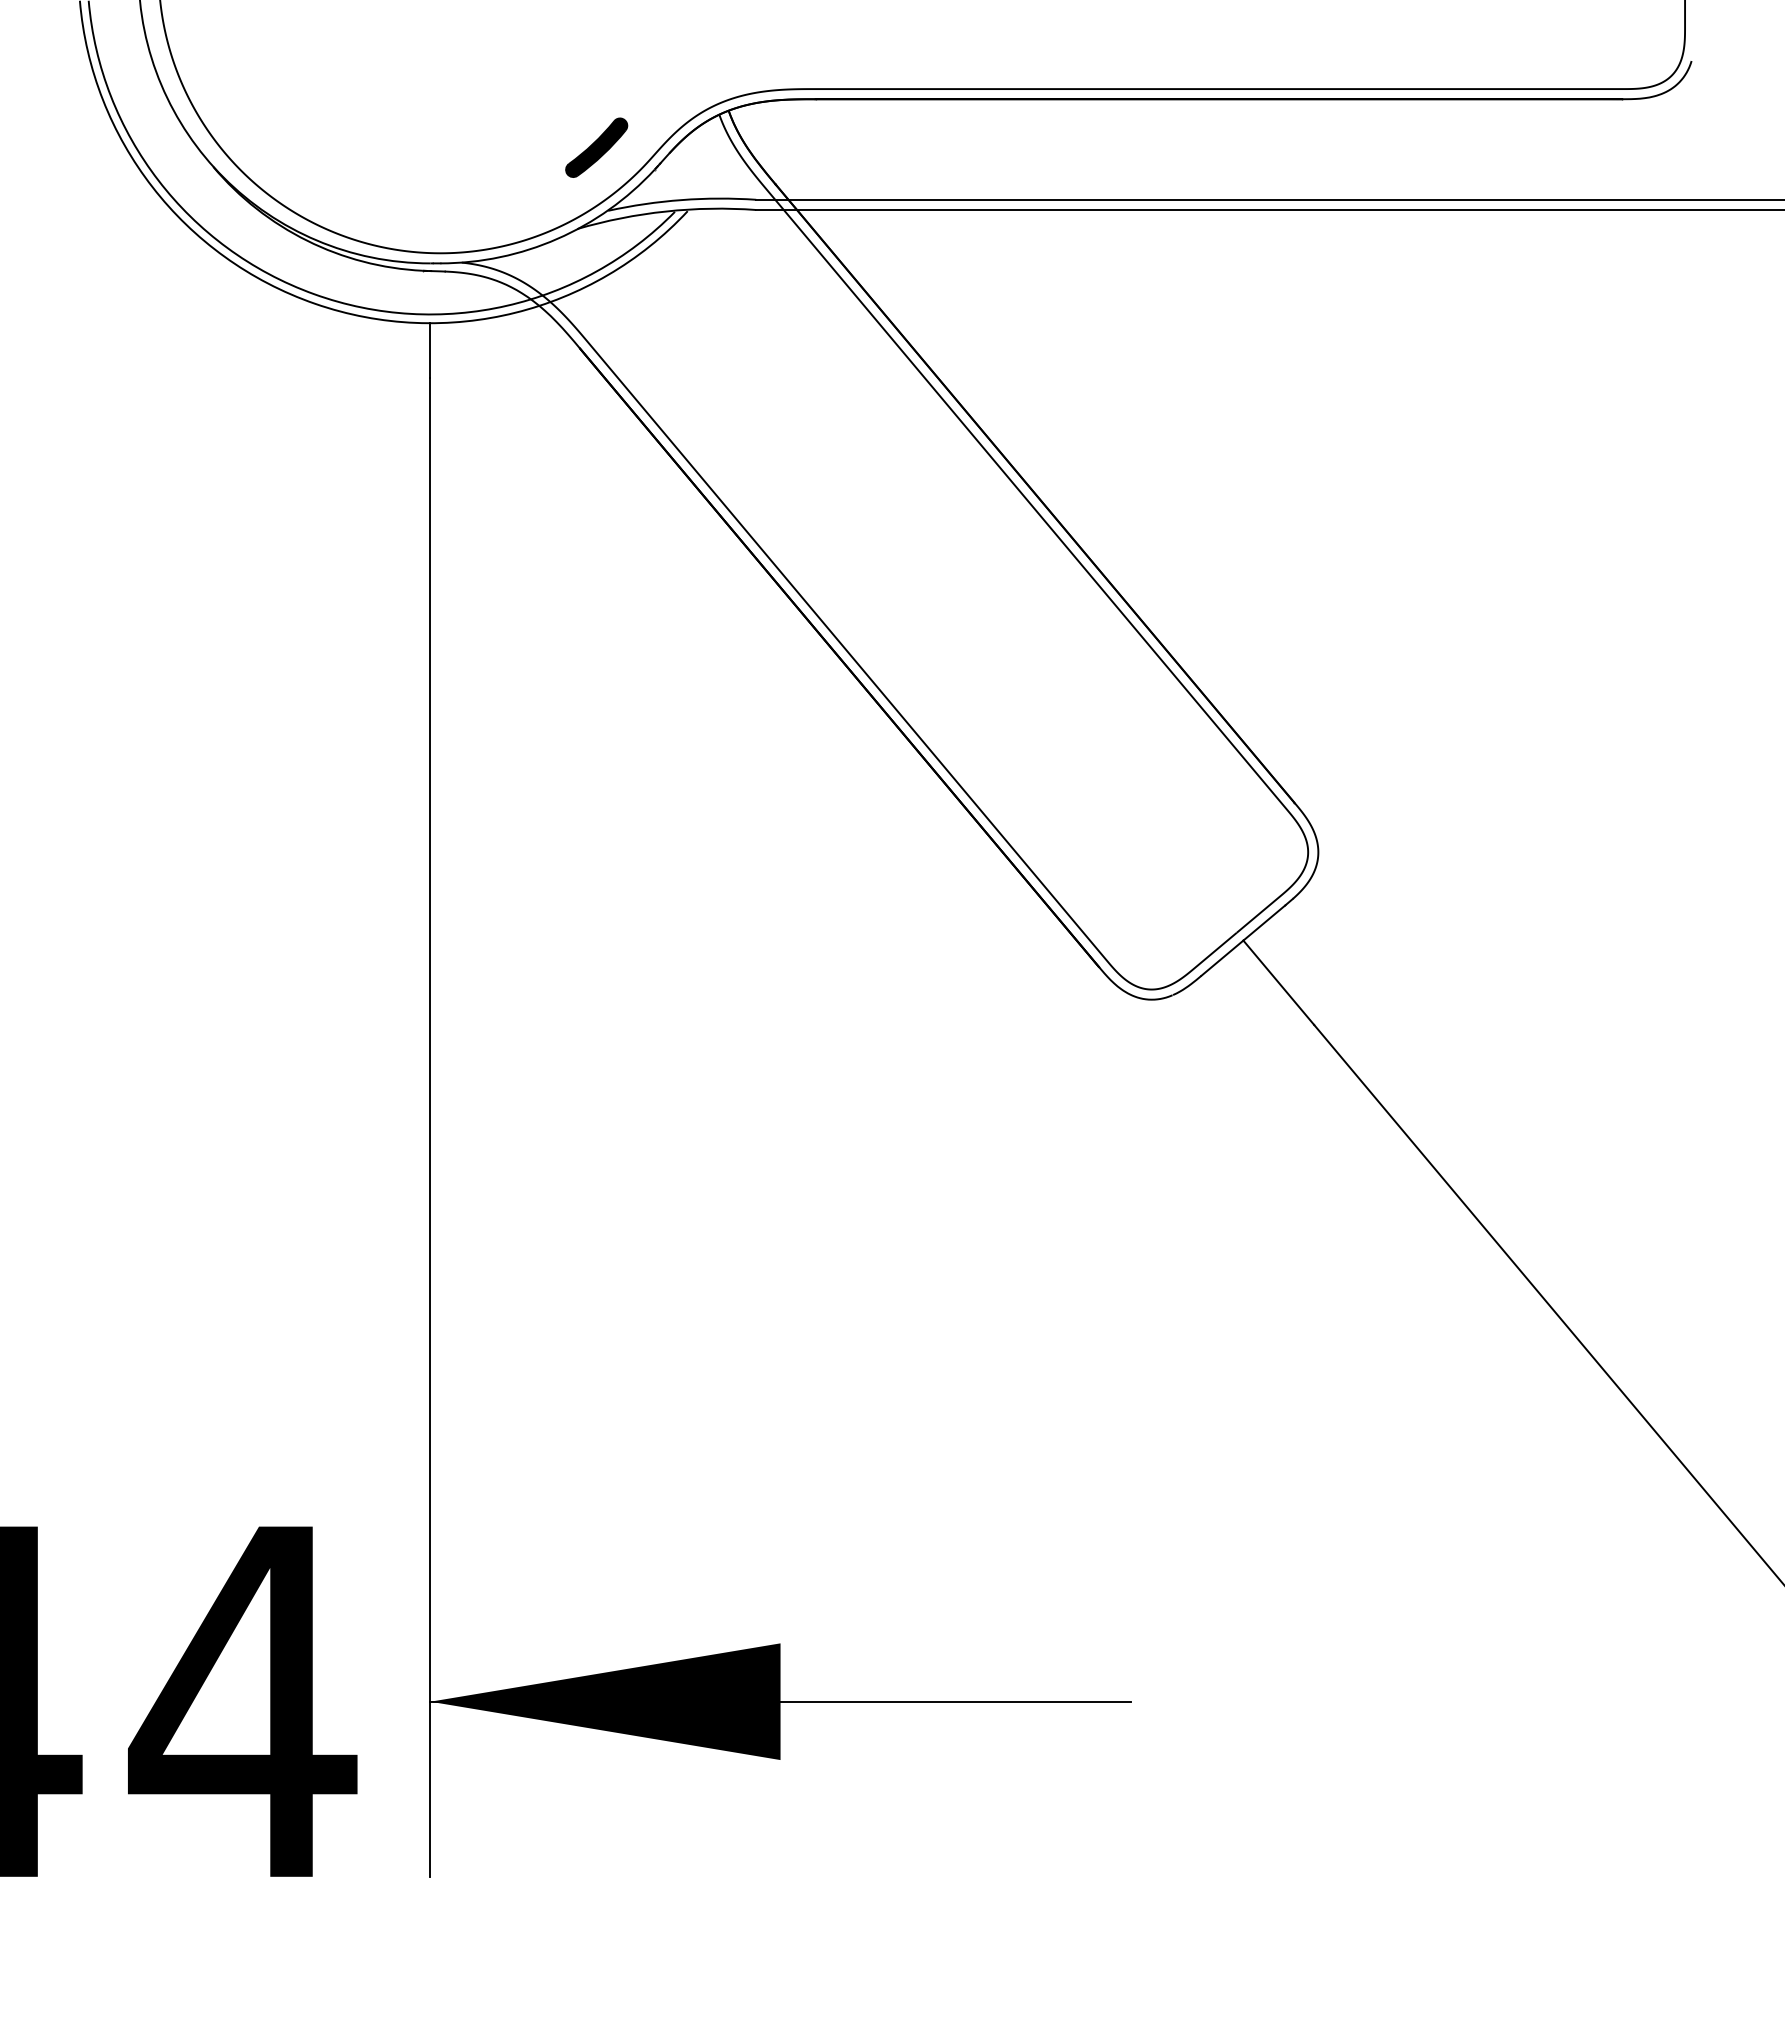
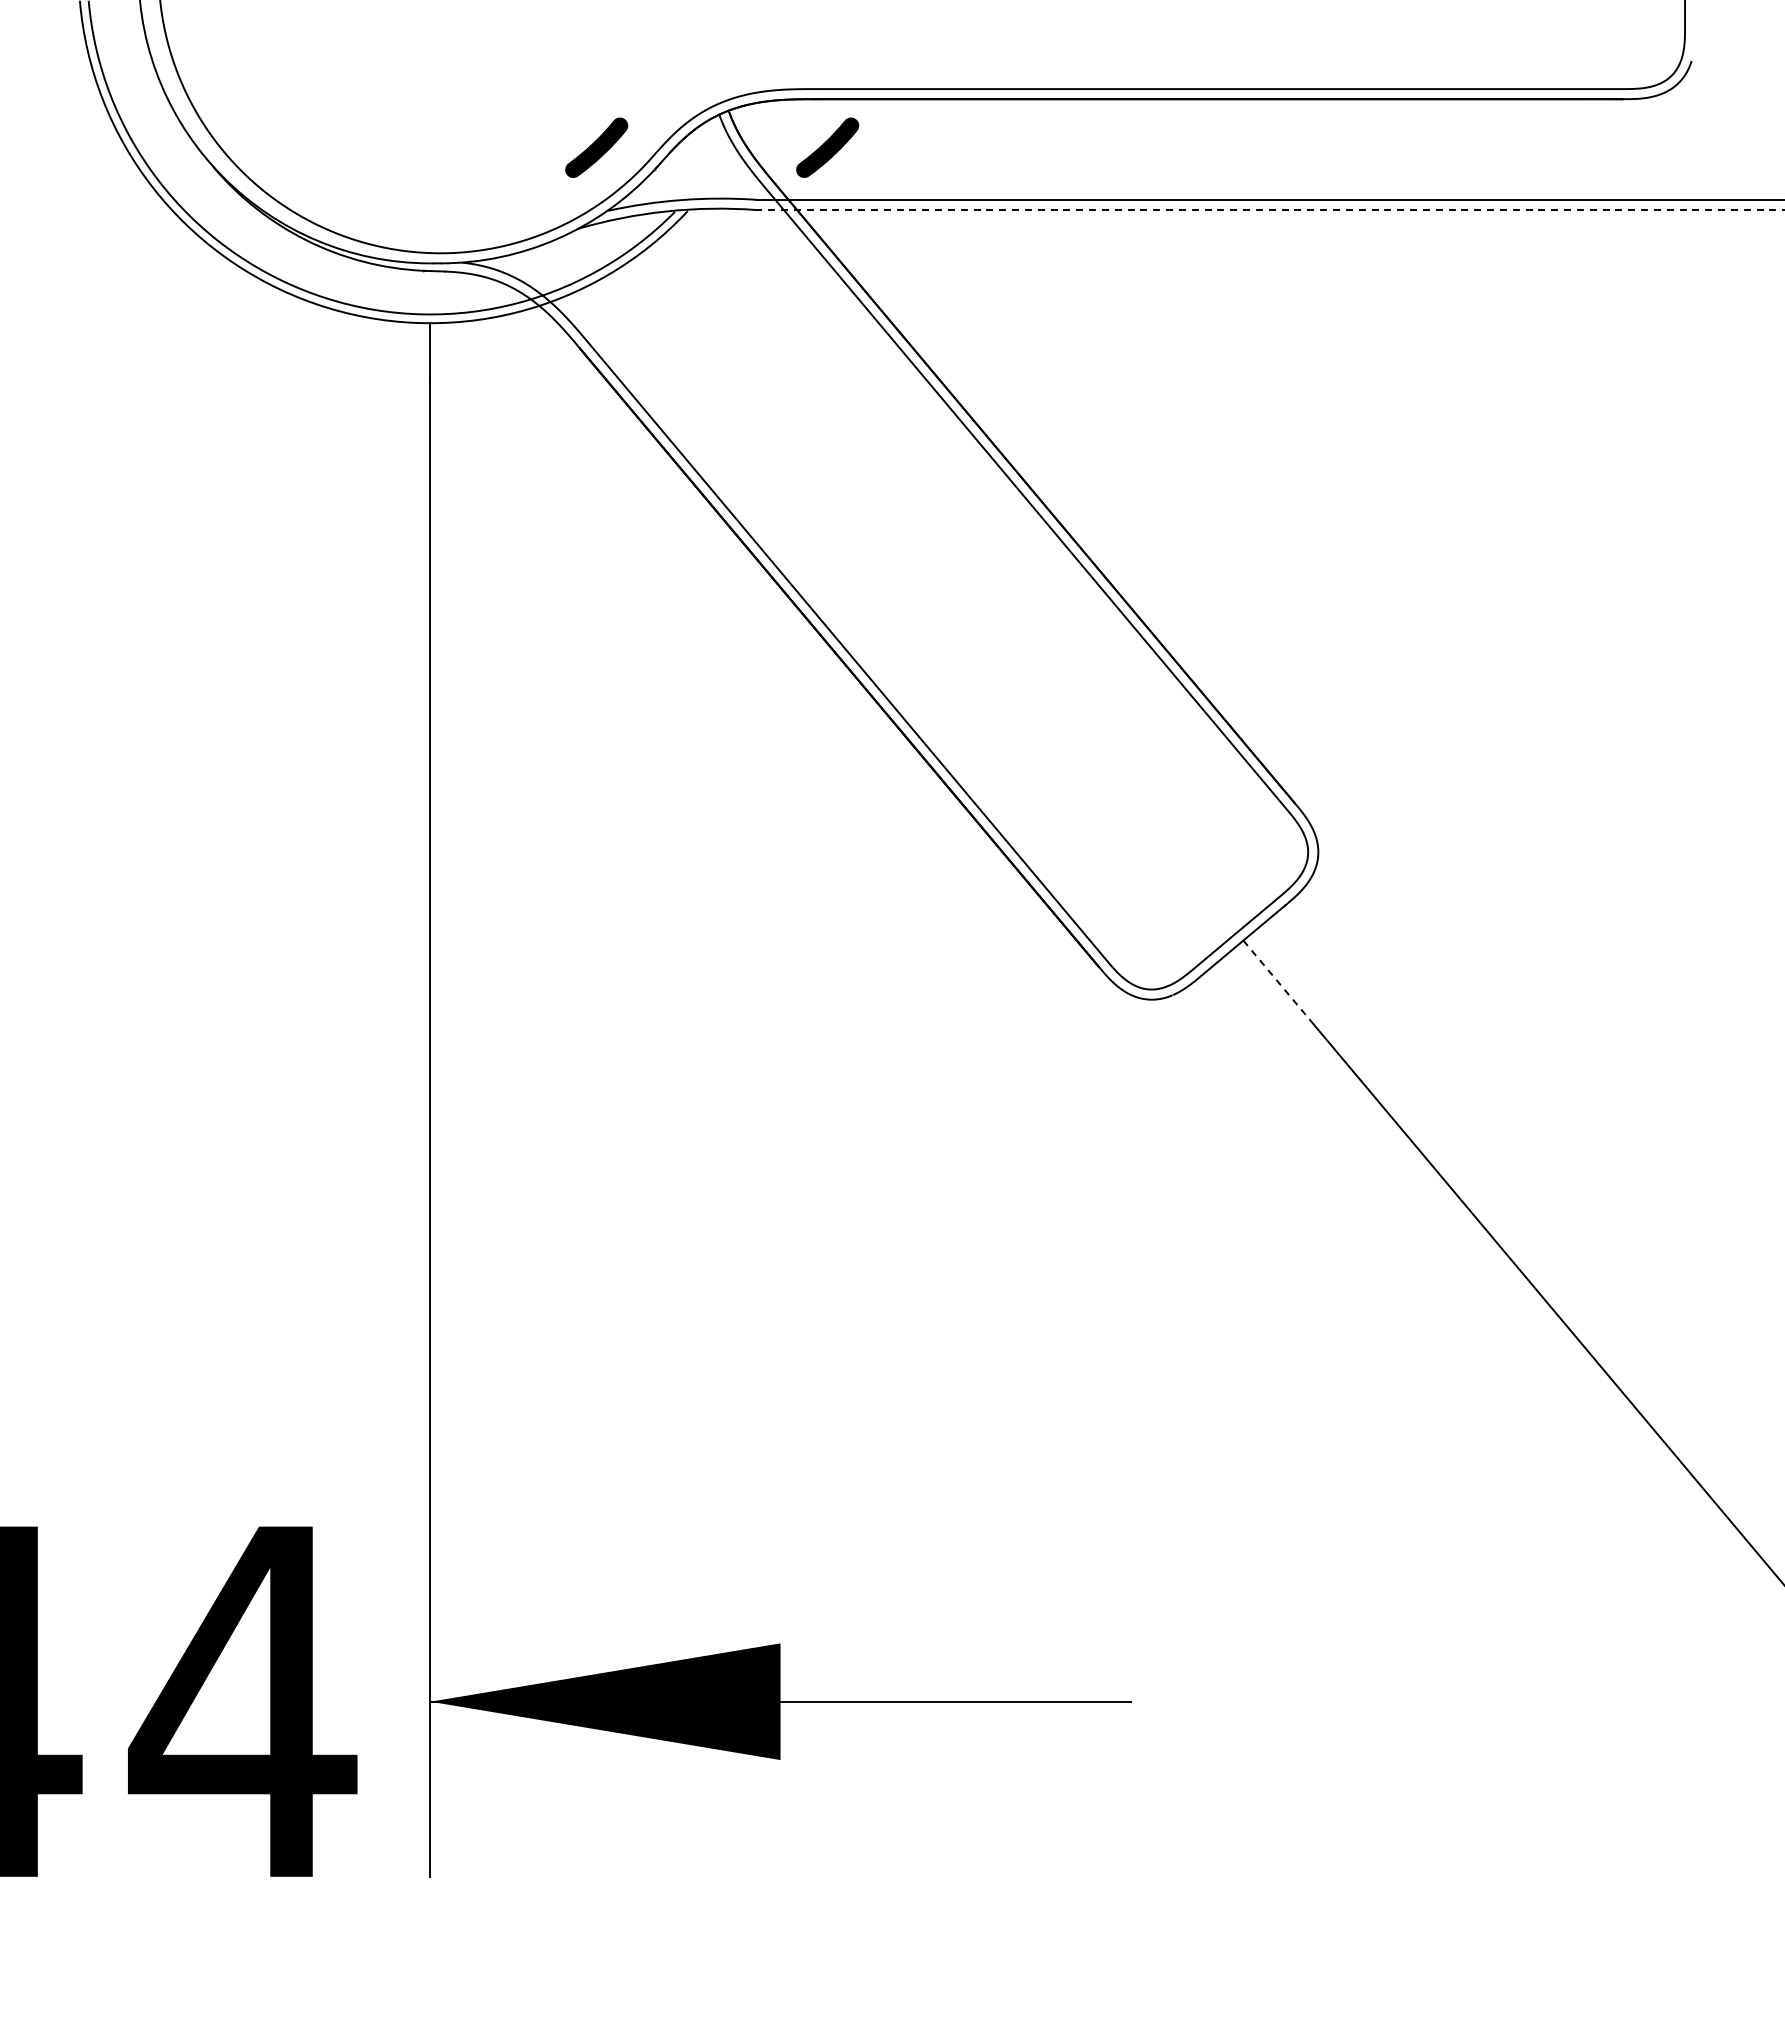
part: none -> present (827, 147)
line: solid -> dashed (1270, 210)
line: solid -> dashed (1279, 983)
